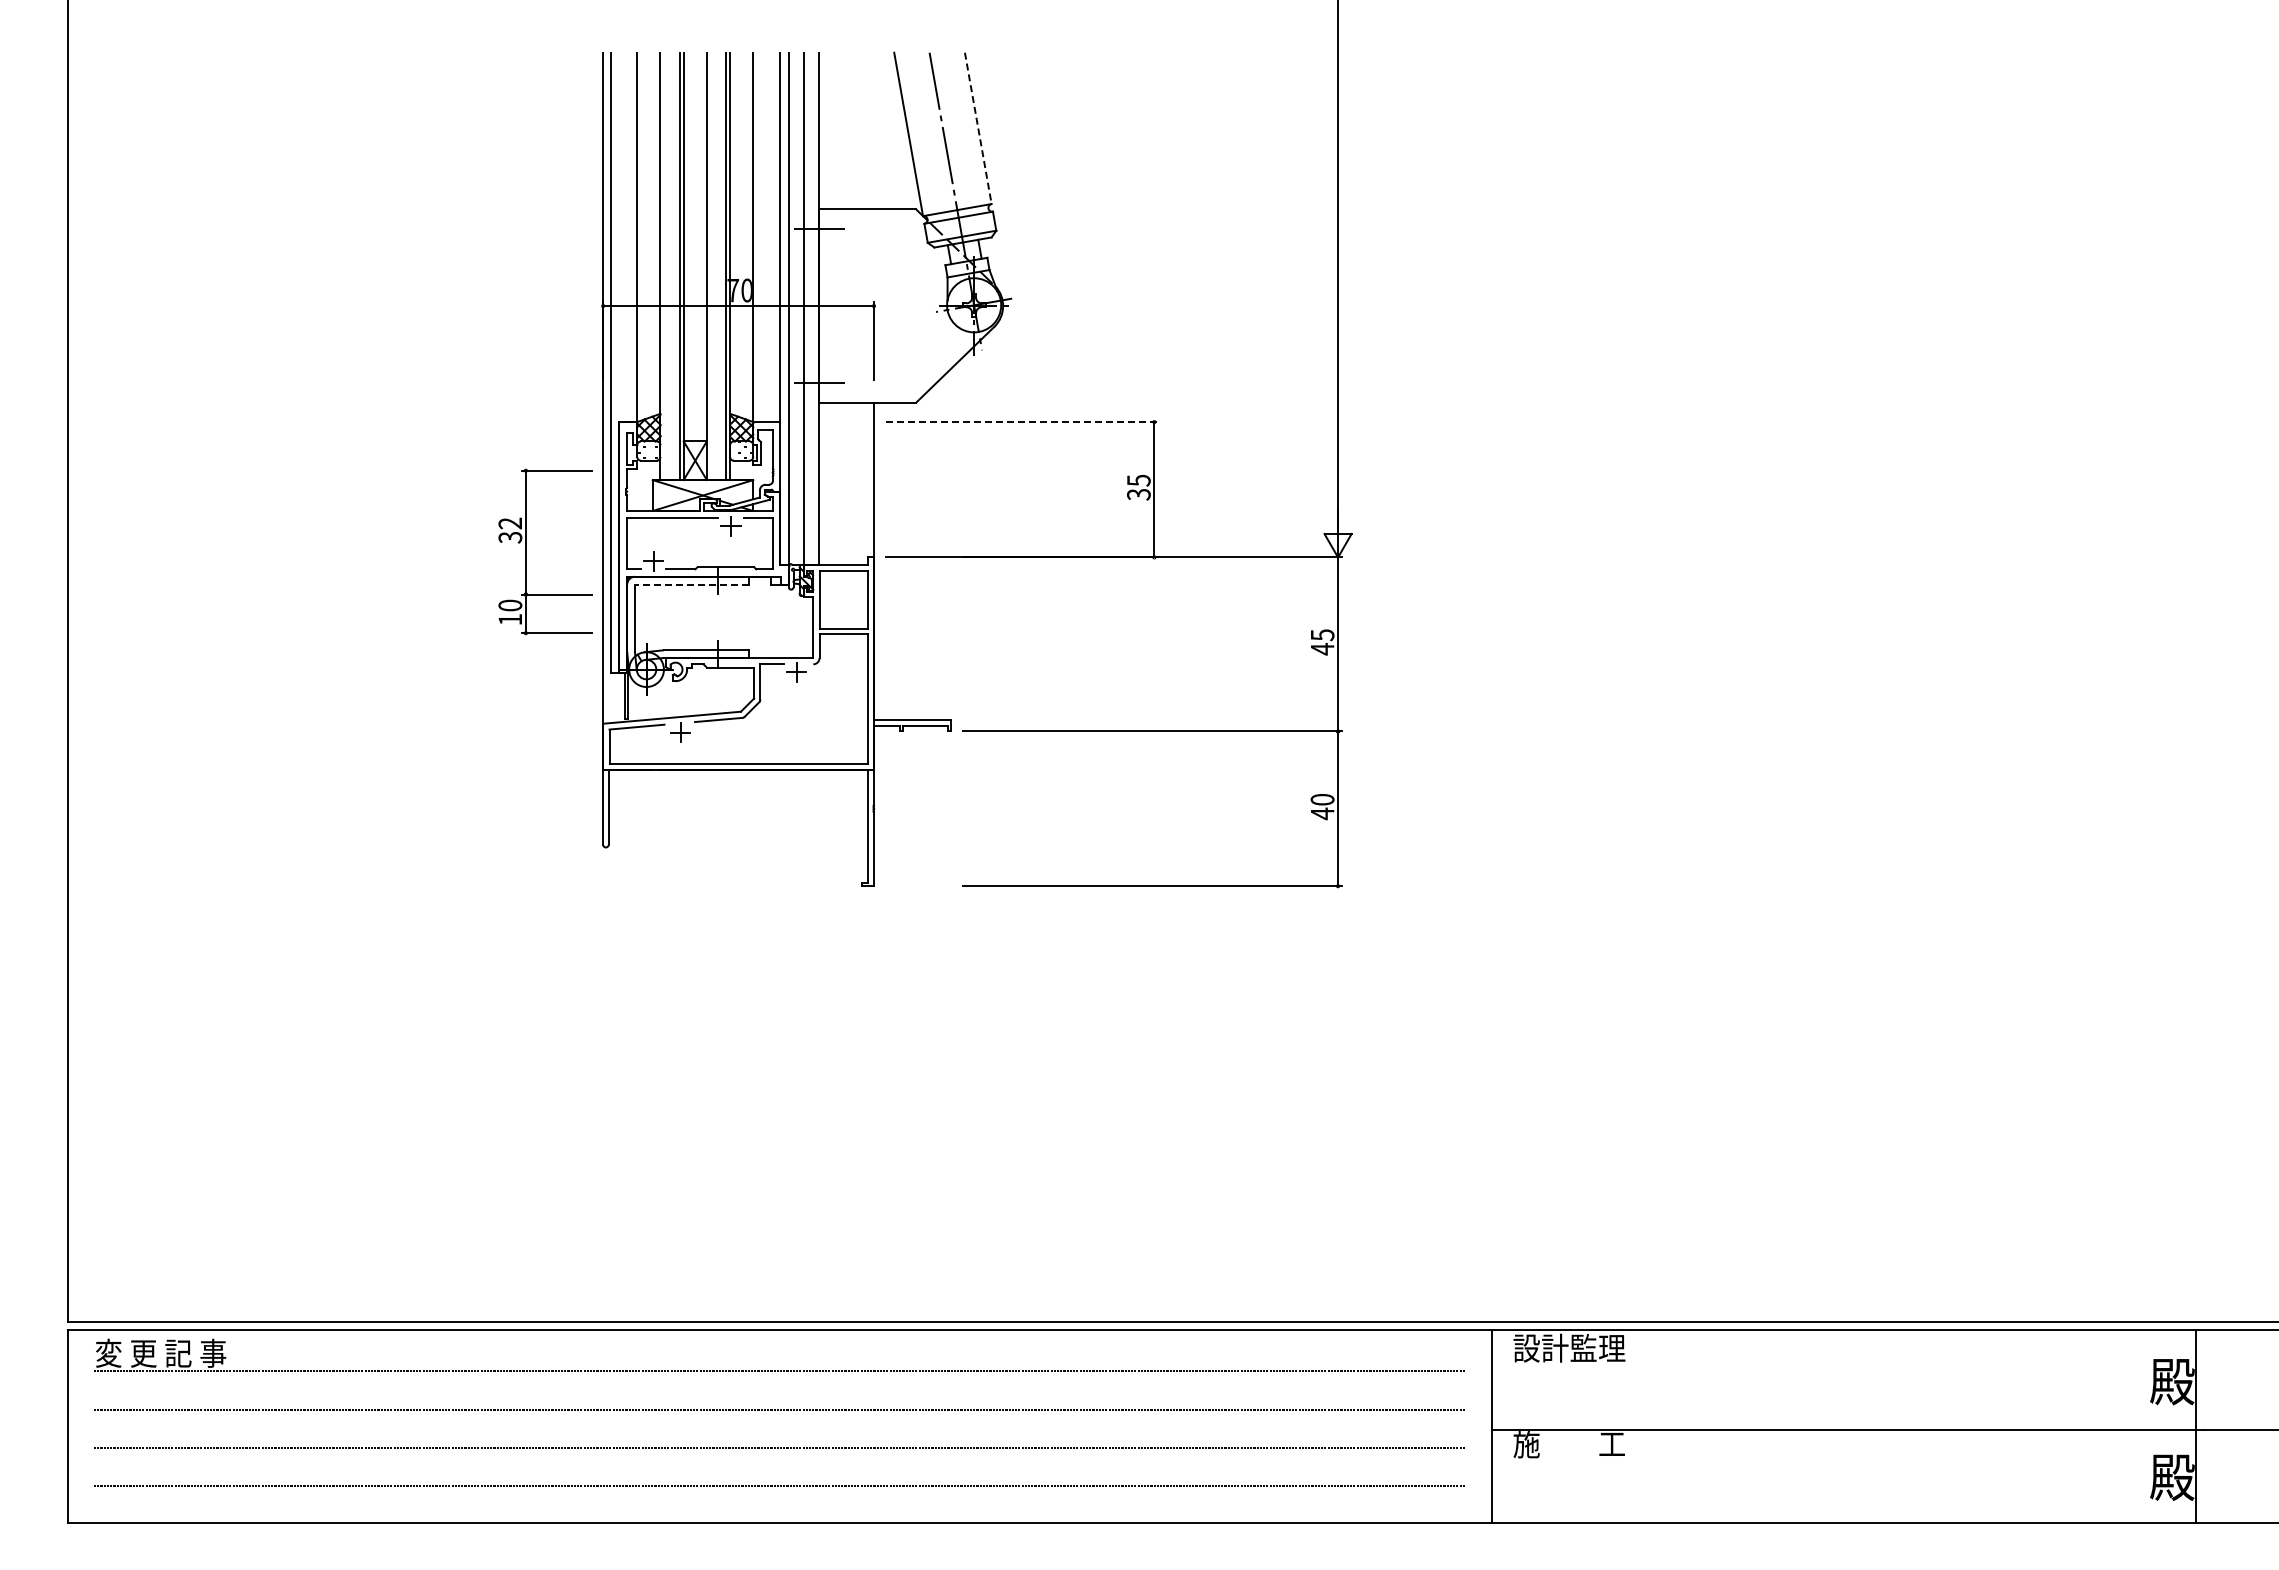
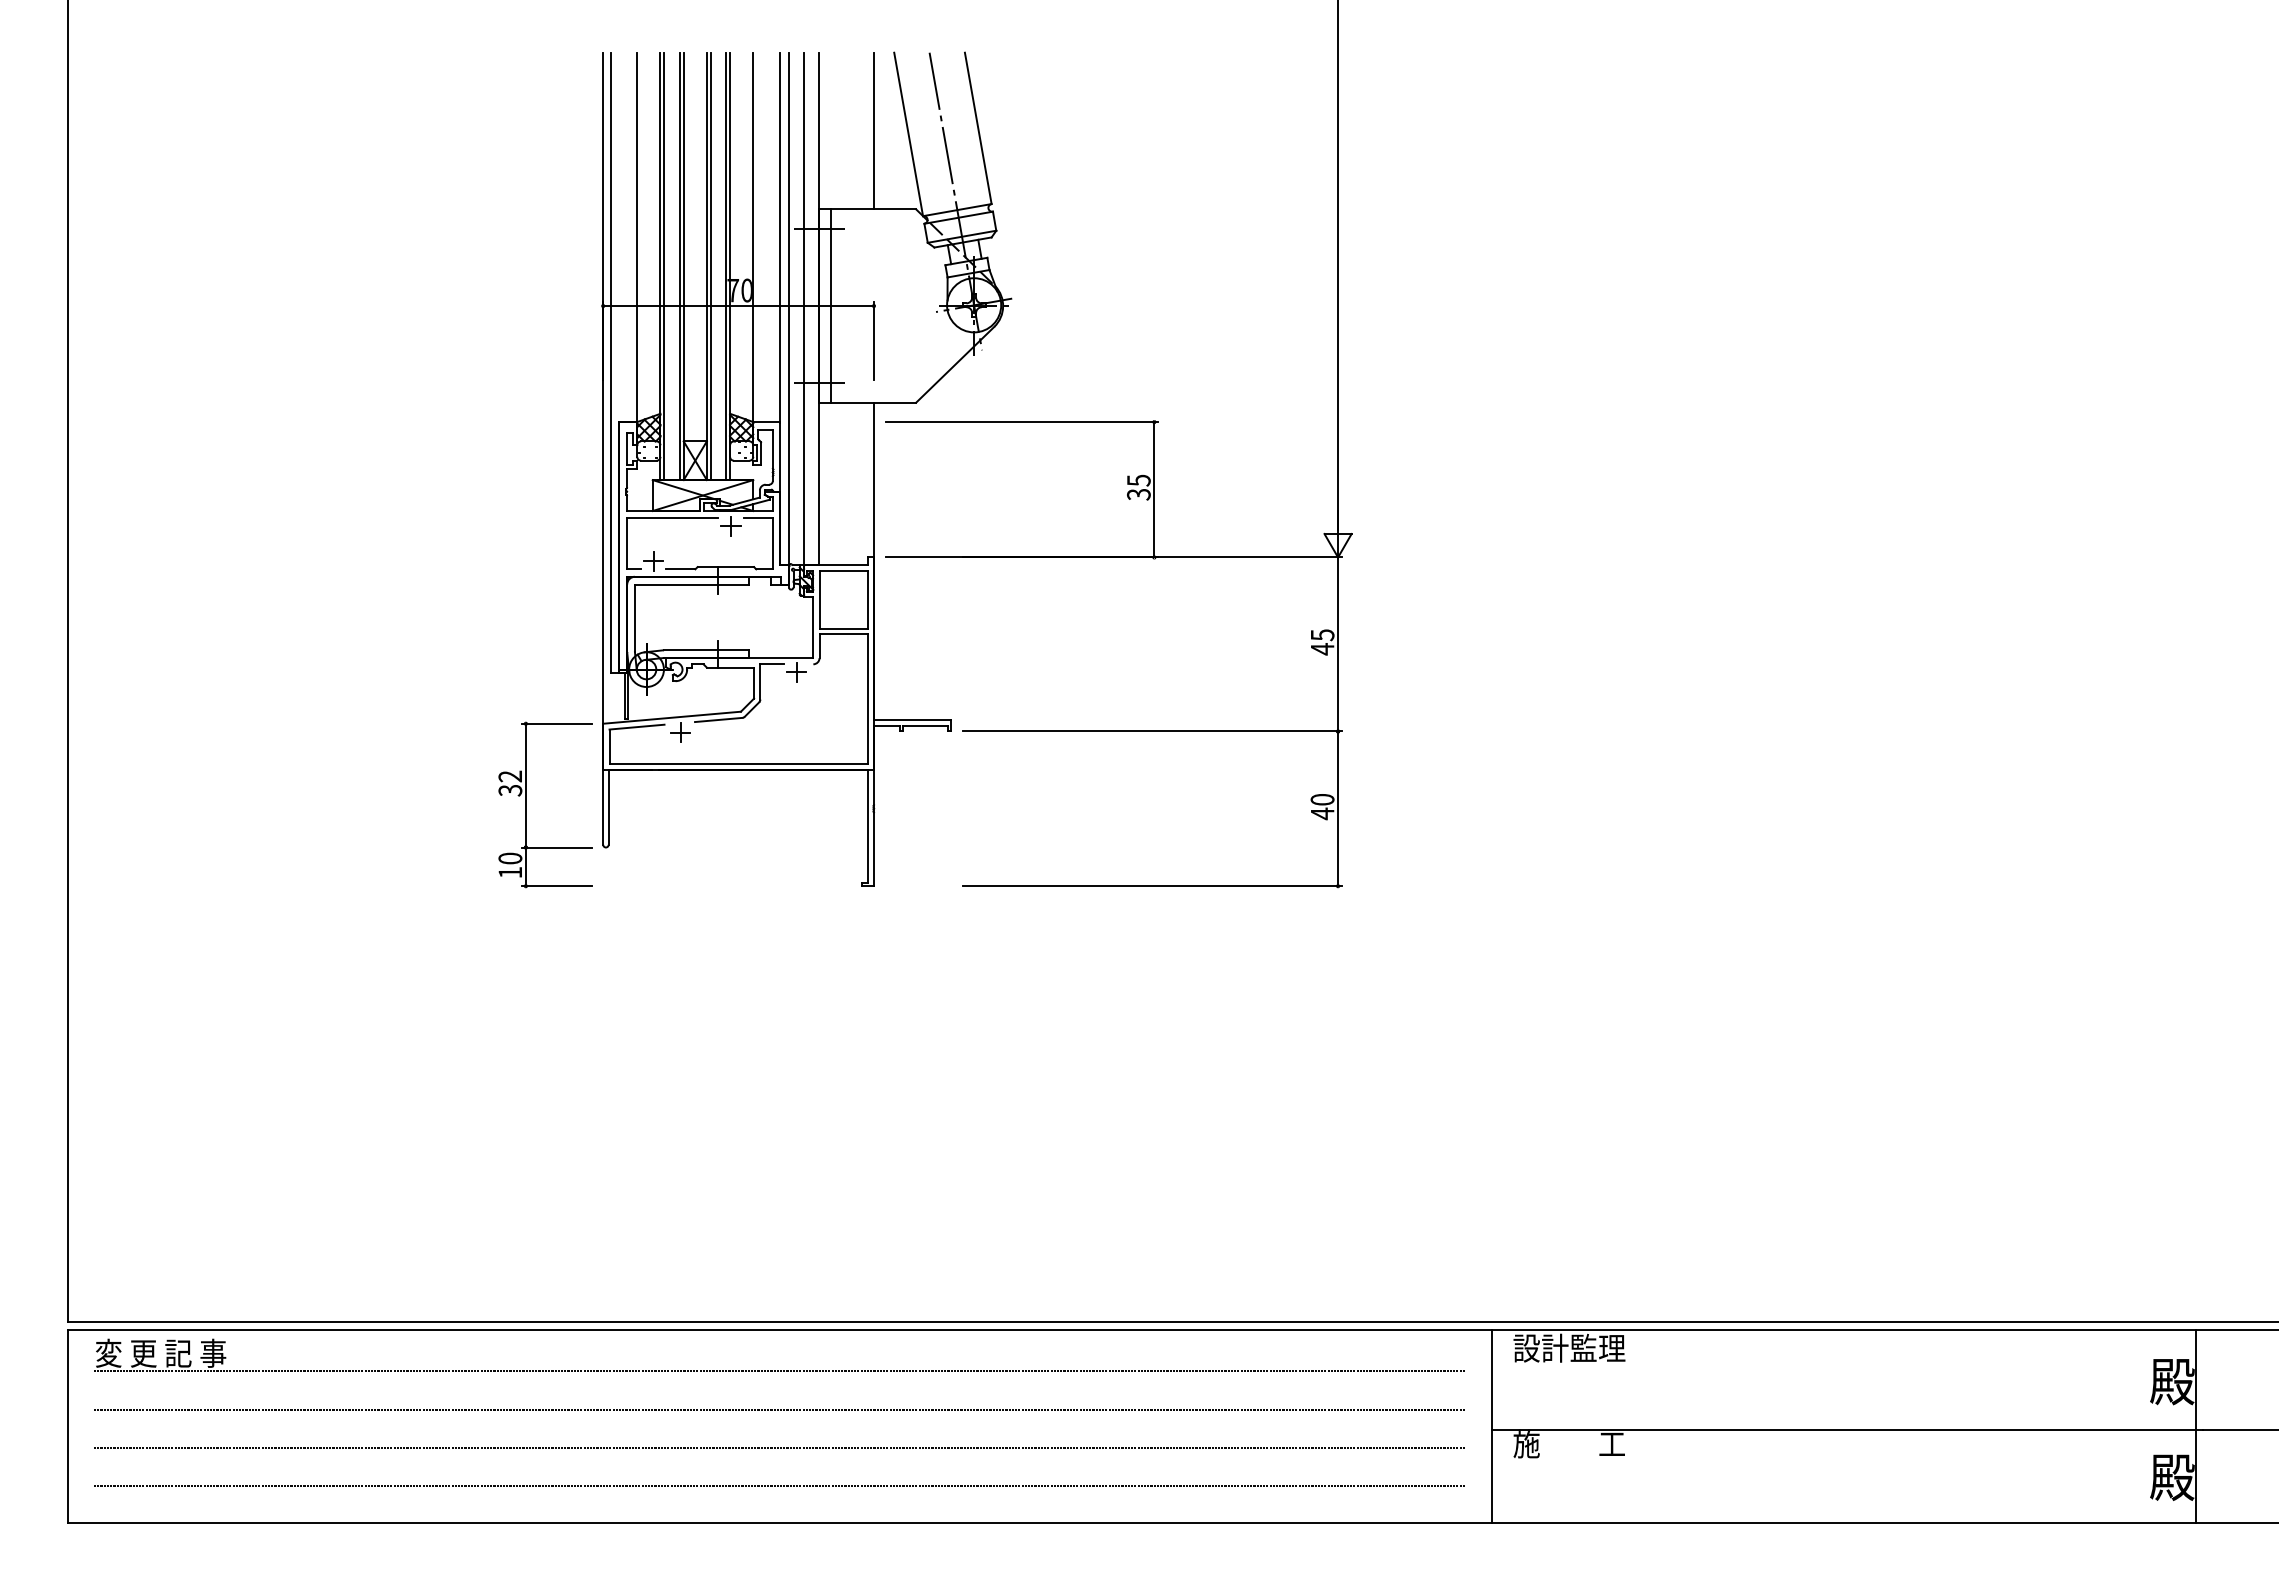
line: dashed -> solid (978, 128)
line: none -> present (873, 130)
line: none -> present (664, 266)
line: none -> present (710, 266)
line: none -> present (831, 305)
line: dashed -> solid (1022, 422)
part position: (526, 551) -> (526, 804) (526, 804)
line: dashed -> solid (691, 584)
